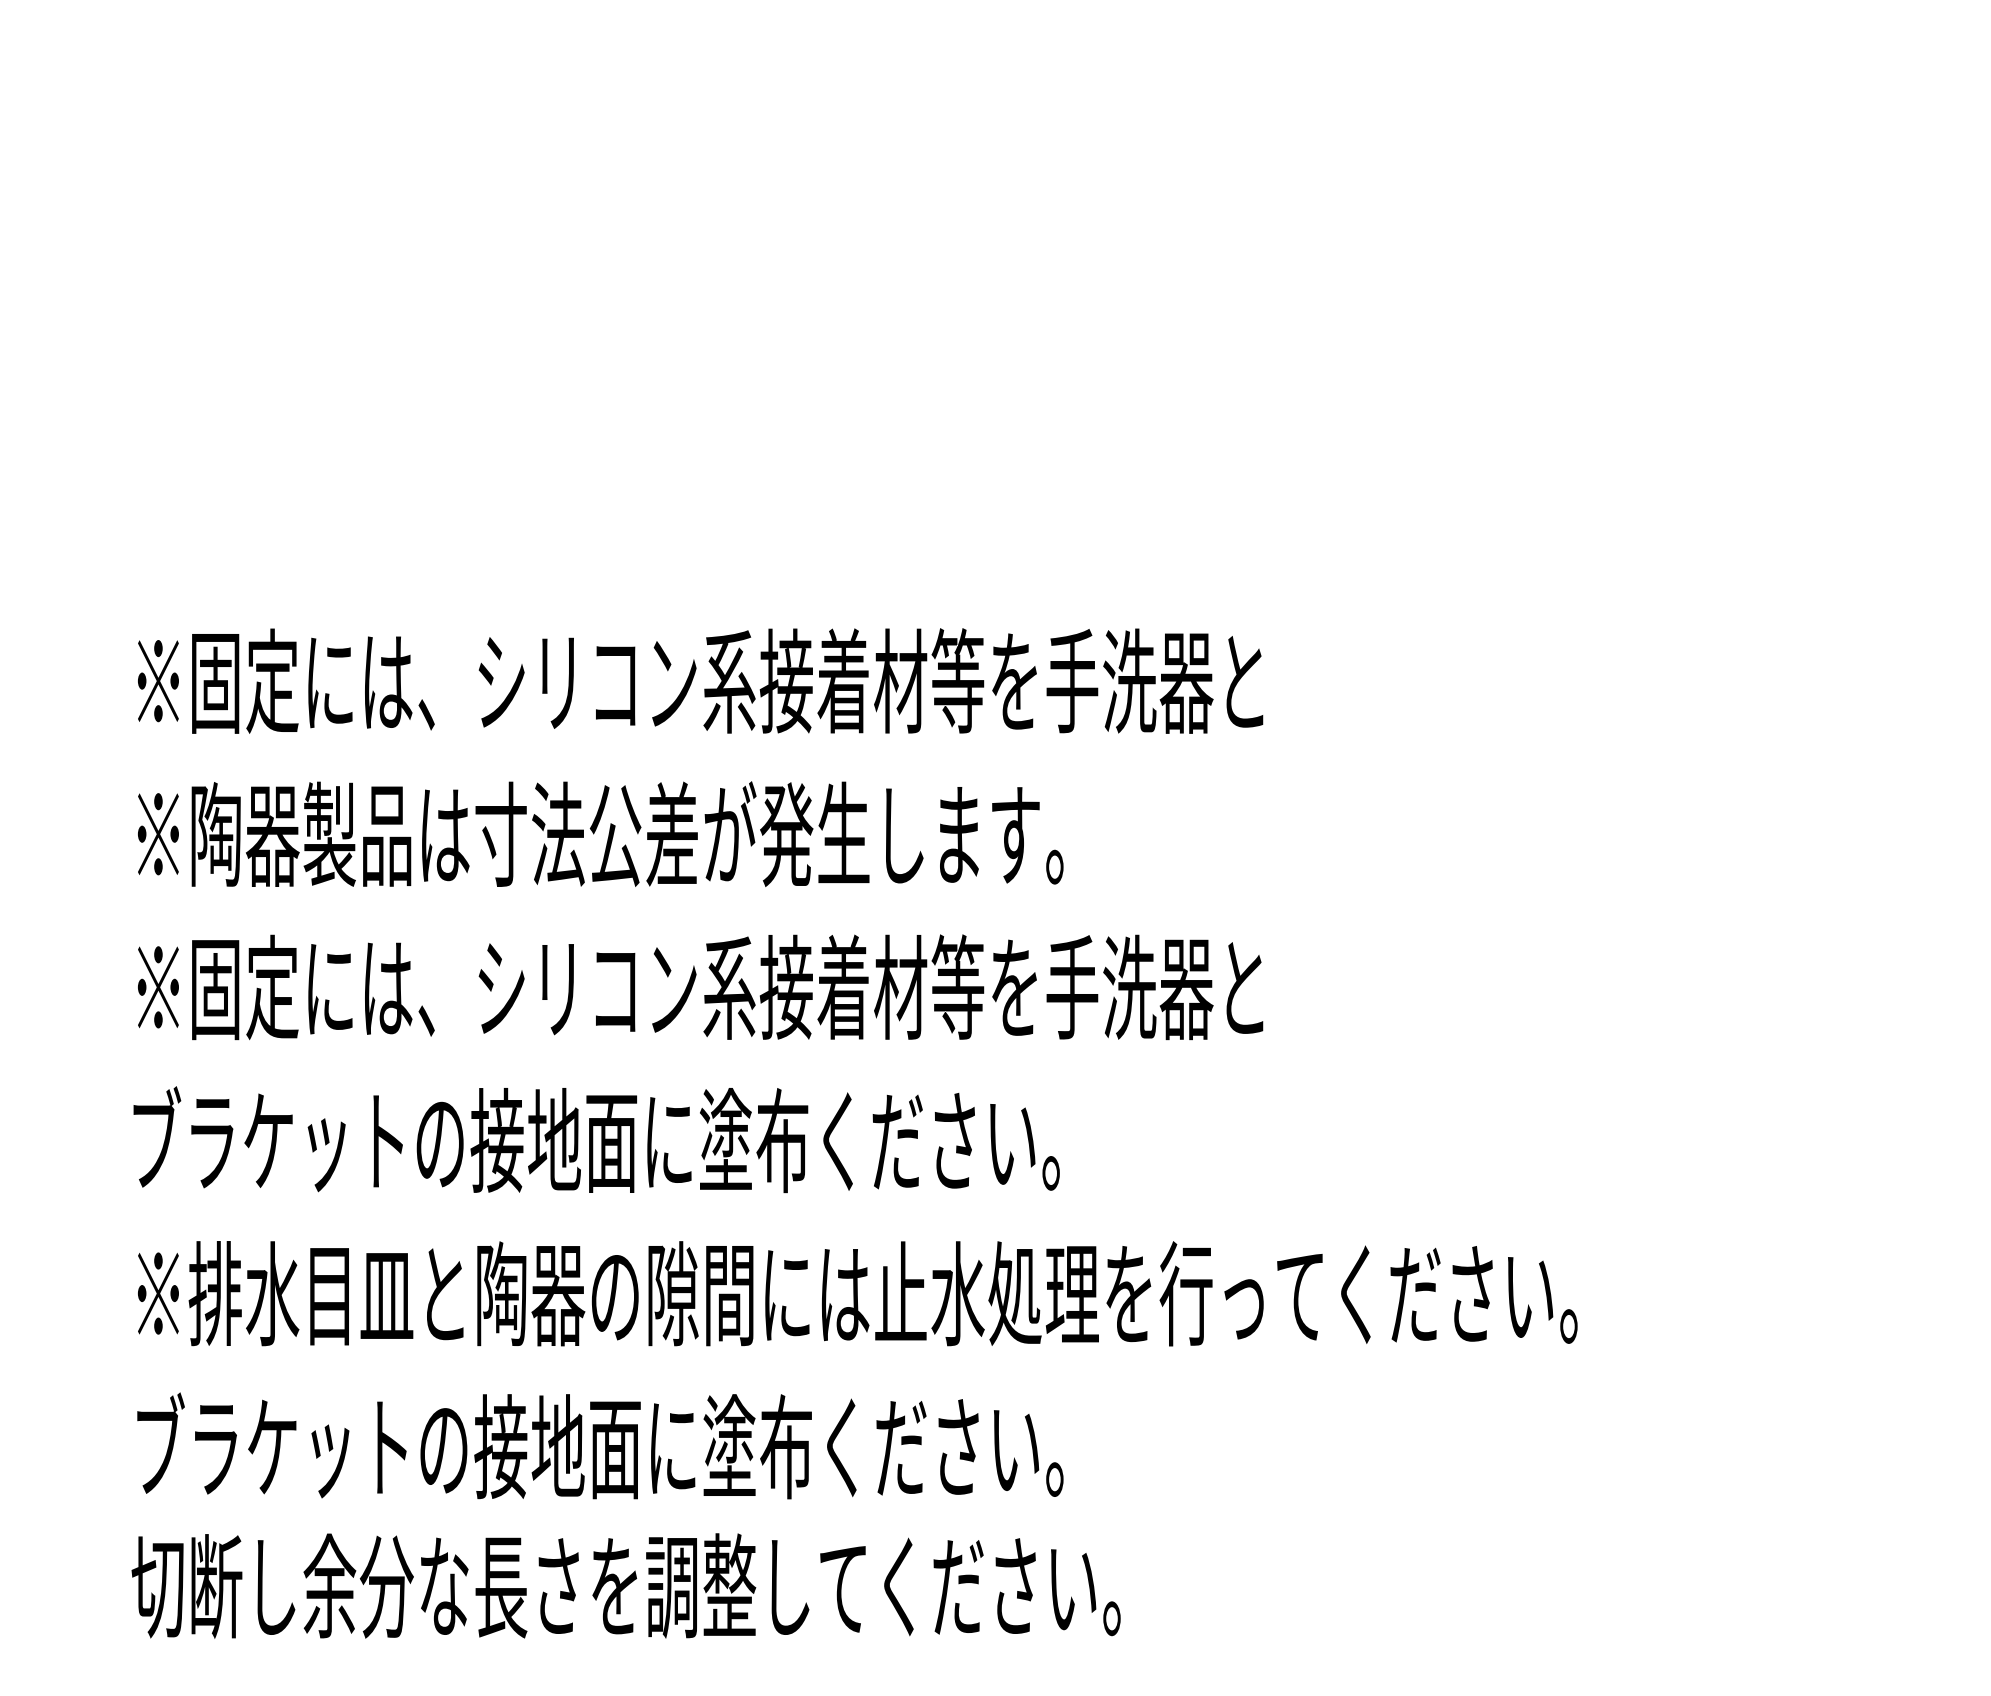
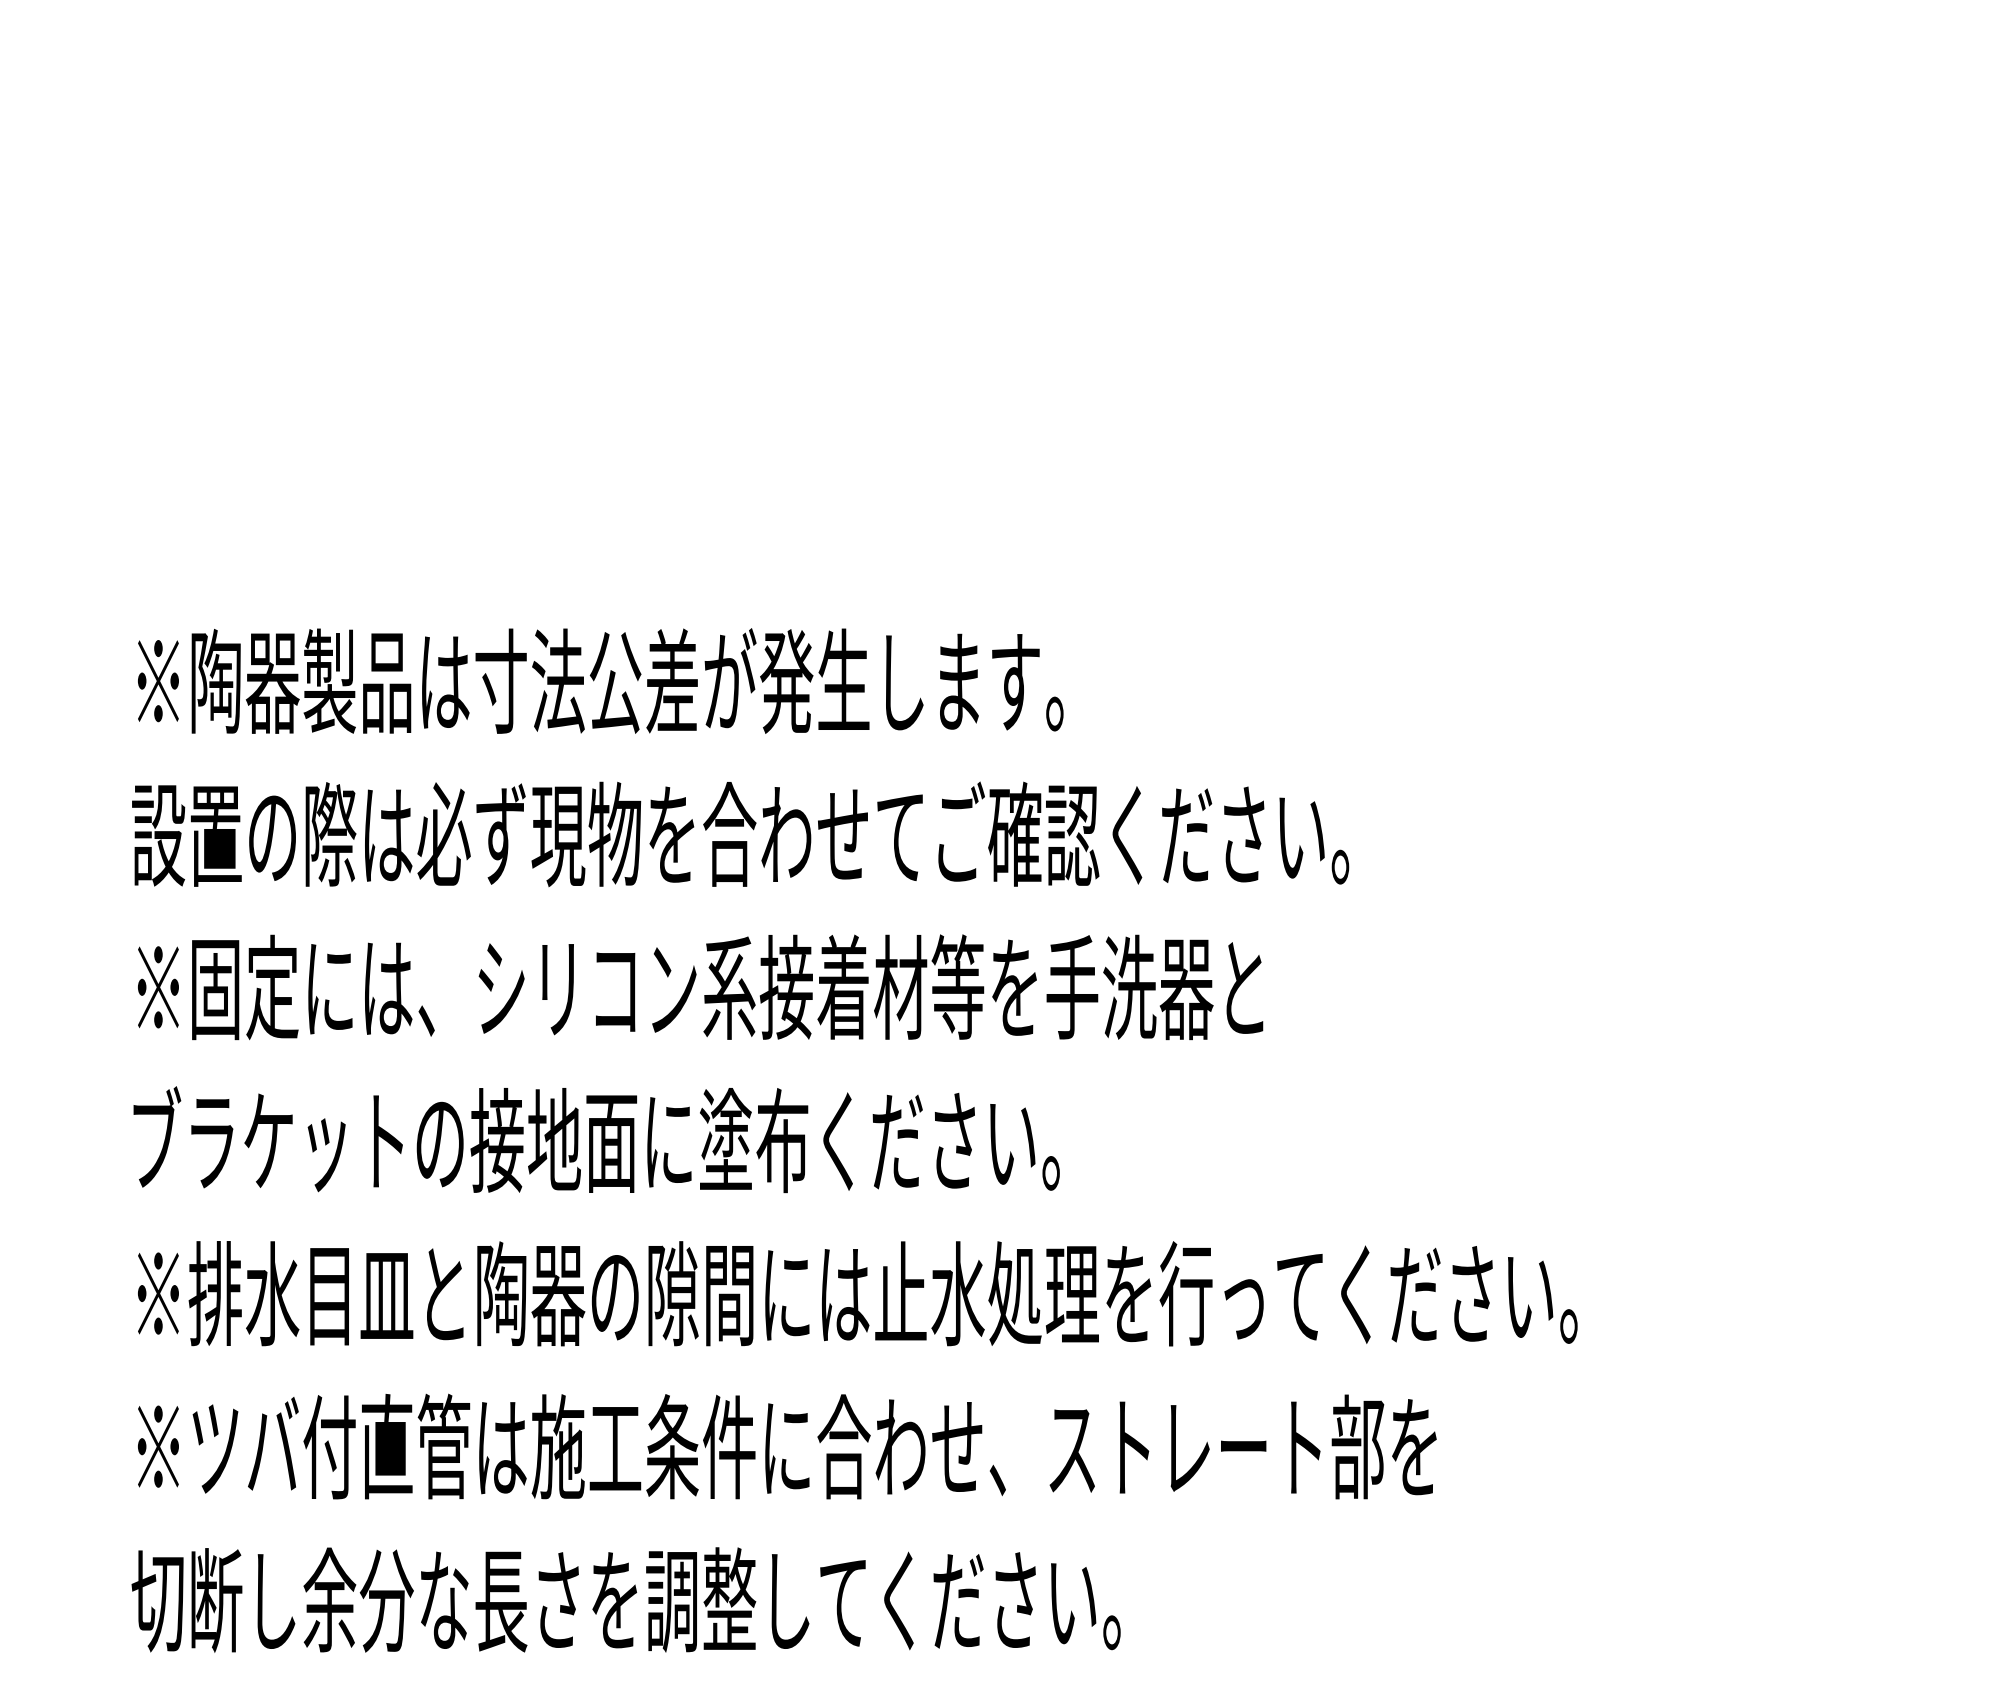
text: ※固定には、シリコン系接着材等を手洗器と -> ※陶器製品は寸法公差が発生します。 (727, 680)
text: ※陶器製品は寸法公差が発生します。 -> 設置の際は必ず現物を合わせてご確認ください。 (740, 834)
text: ブラケットの接地面に塗布ください。 -> ※ツバ付直管は施工条件に合わせ、ストレート部を (786, 1445)
text position: (625, 1585) -> (625, 1599) (625, 1599)
